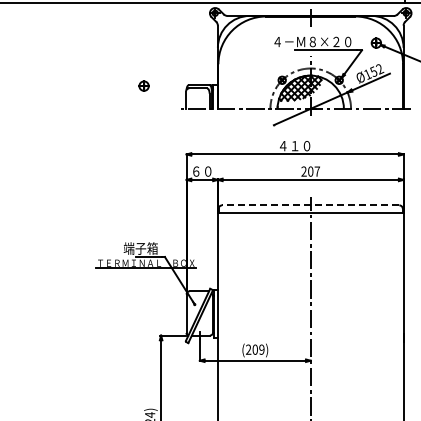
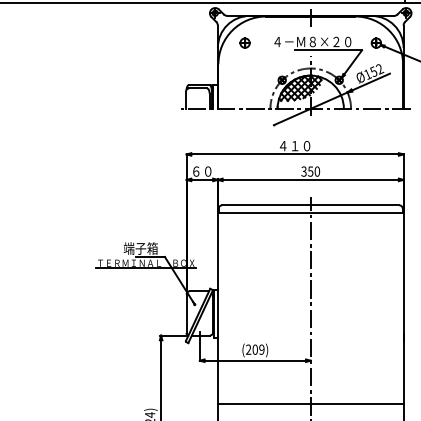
part position: (143, 85) -> (244, 42) (244, 42)
text: 207 -> 350 (310, 171)
line: dashed -> solid (310, 205)
line: none -> present (310, 403)
